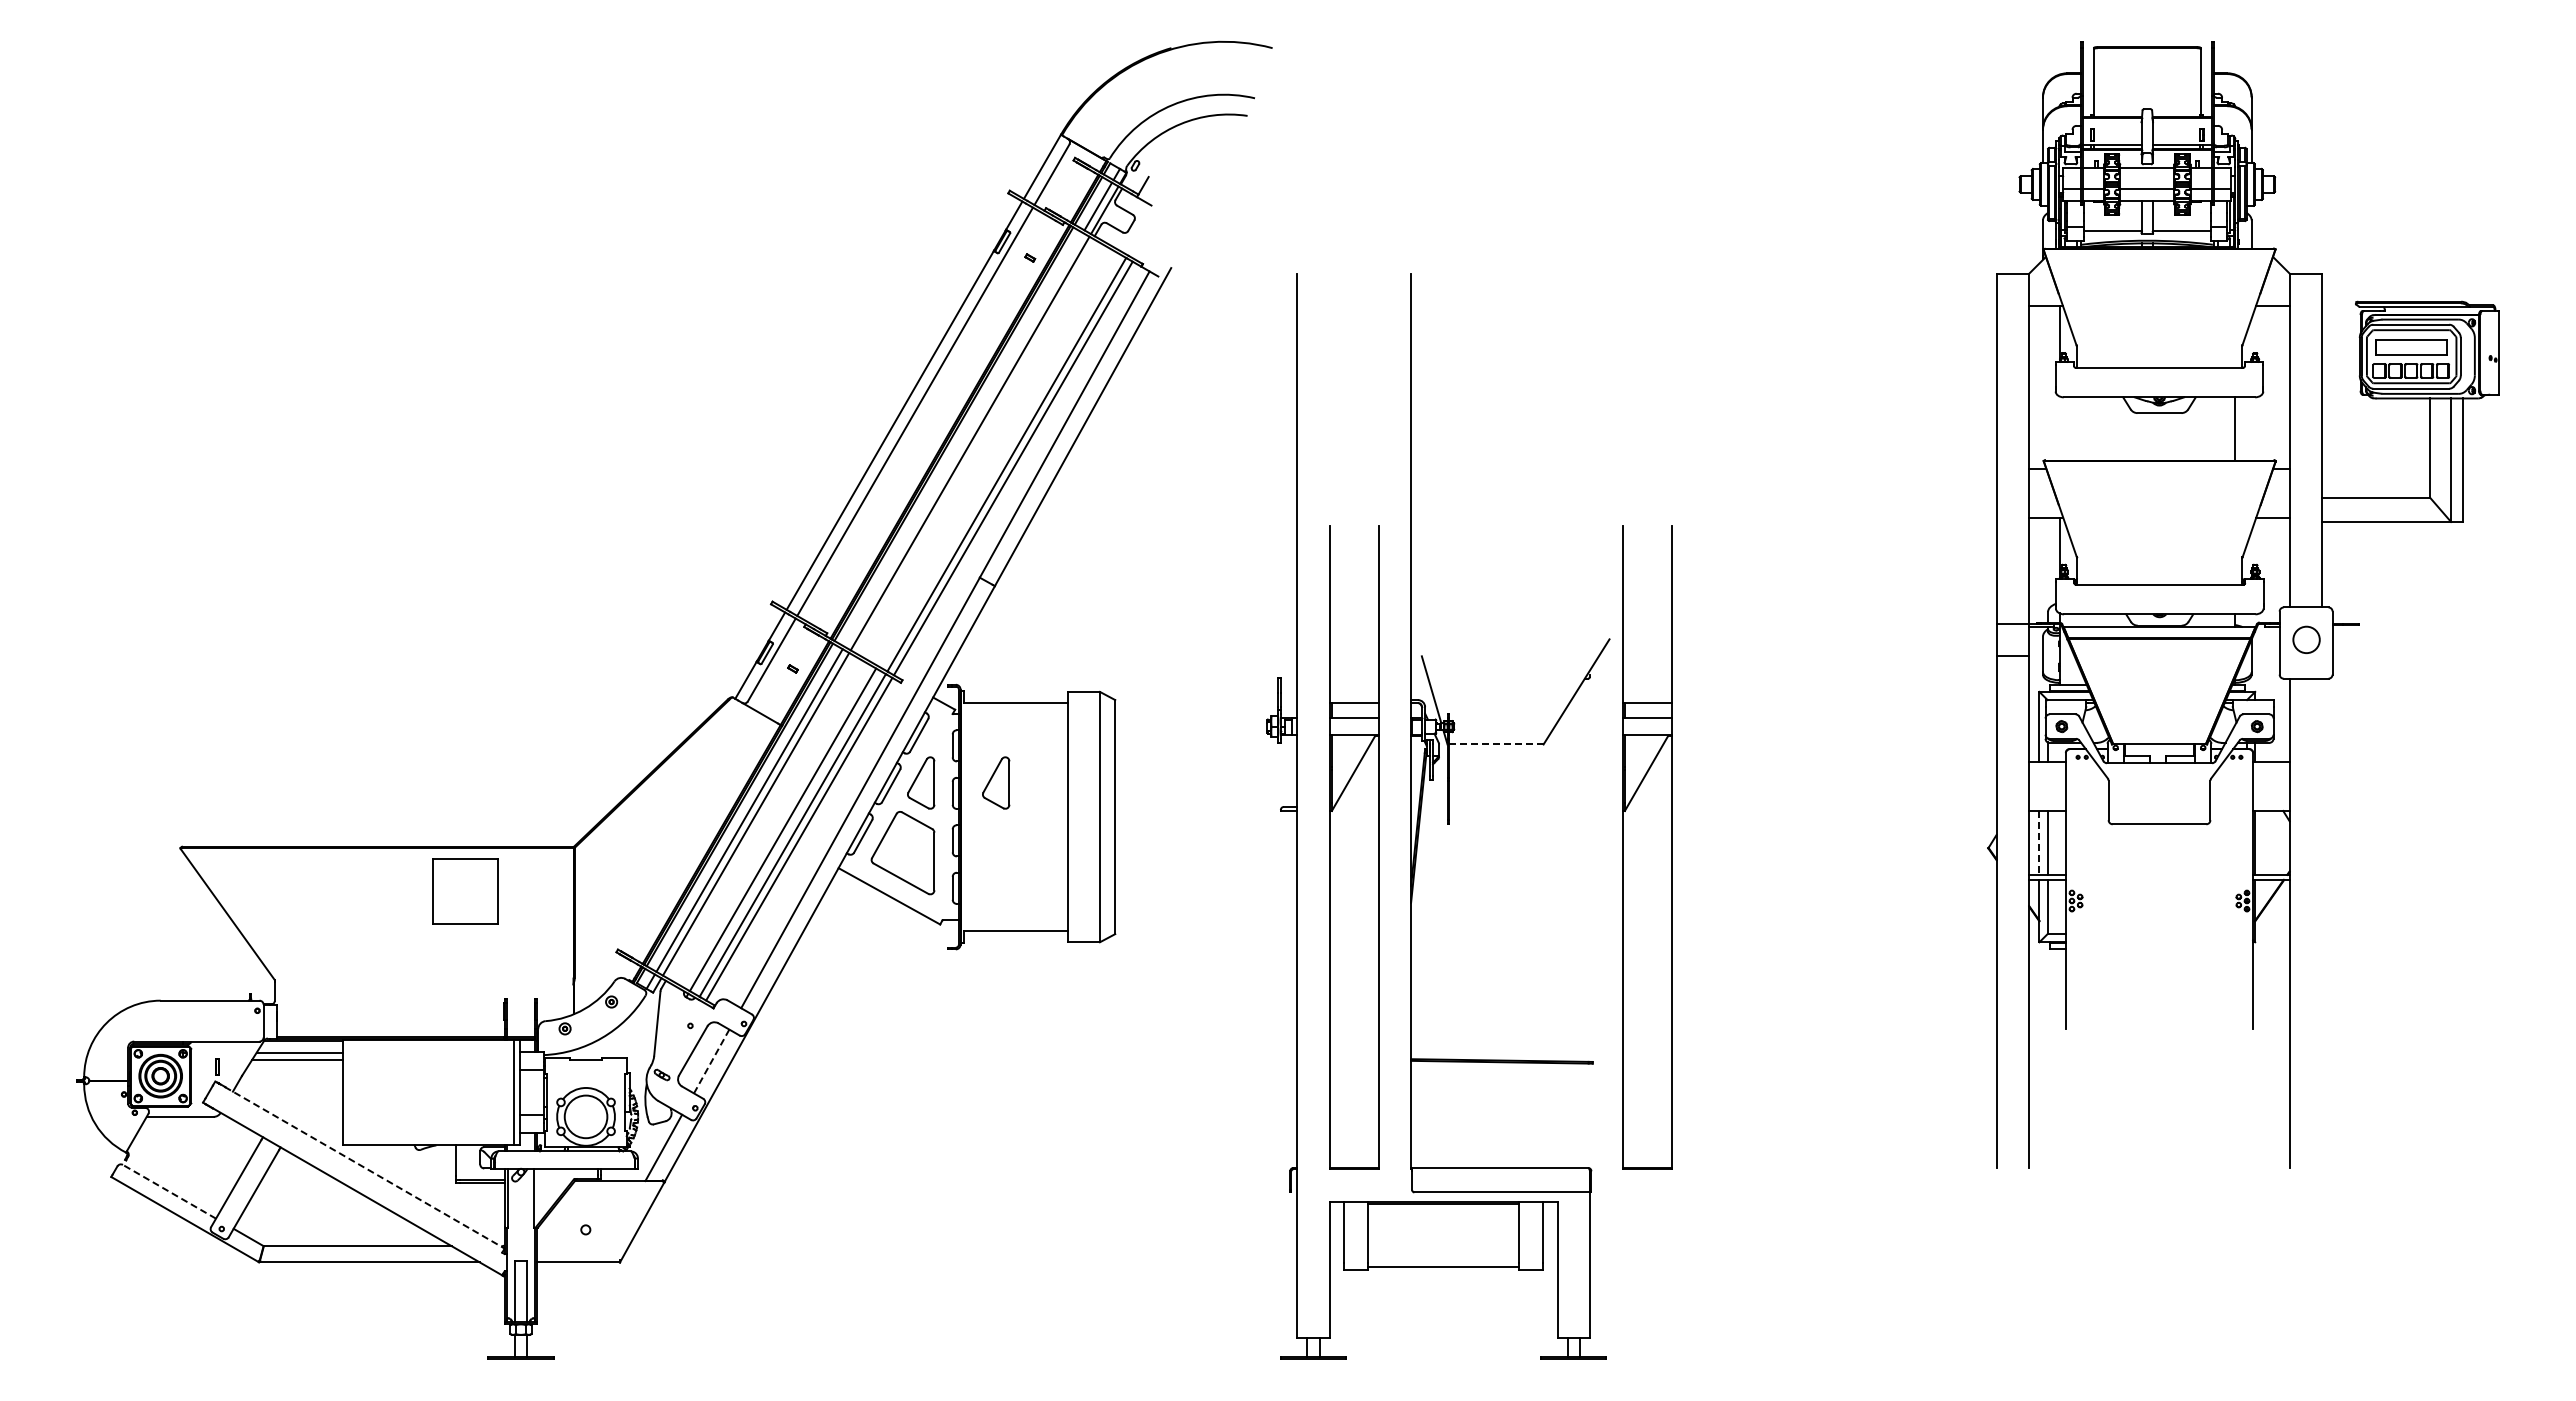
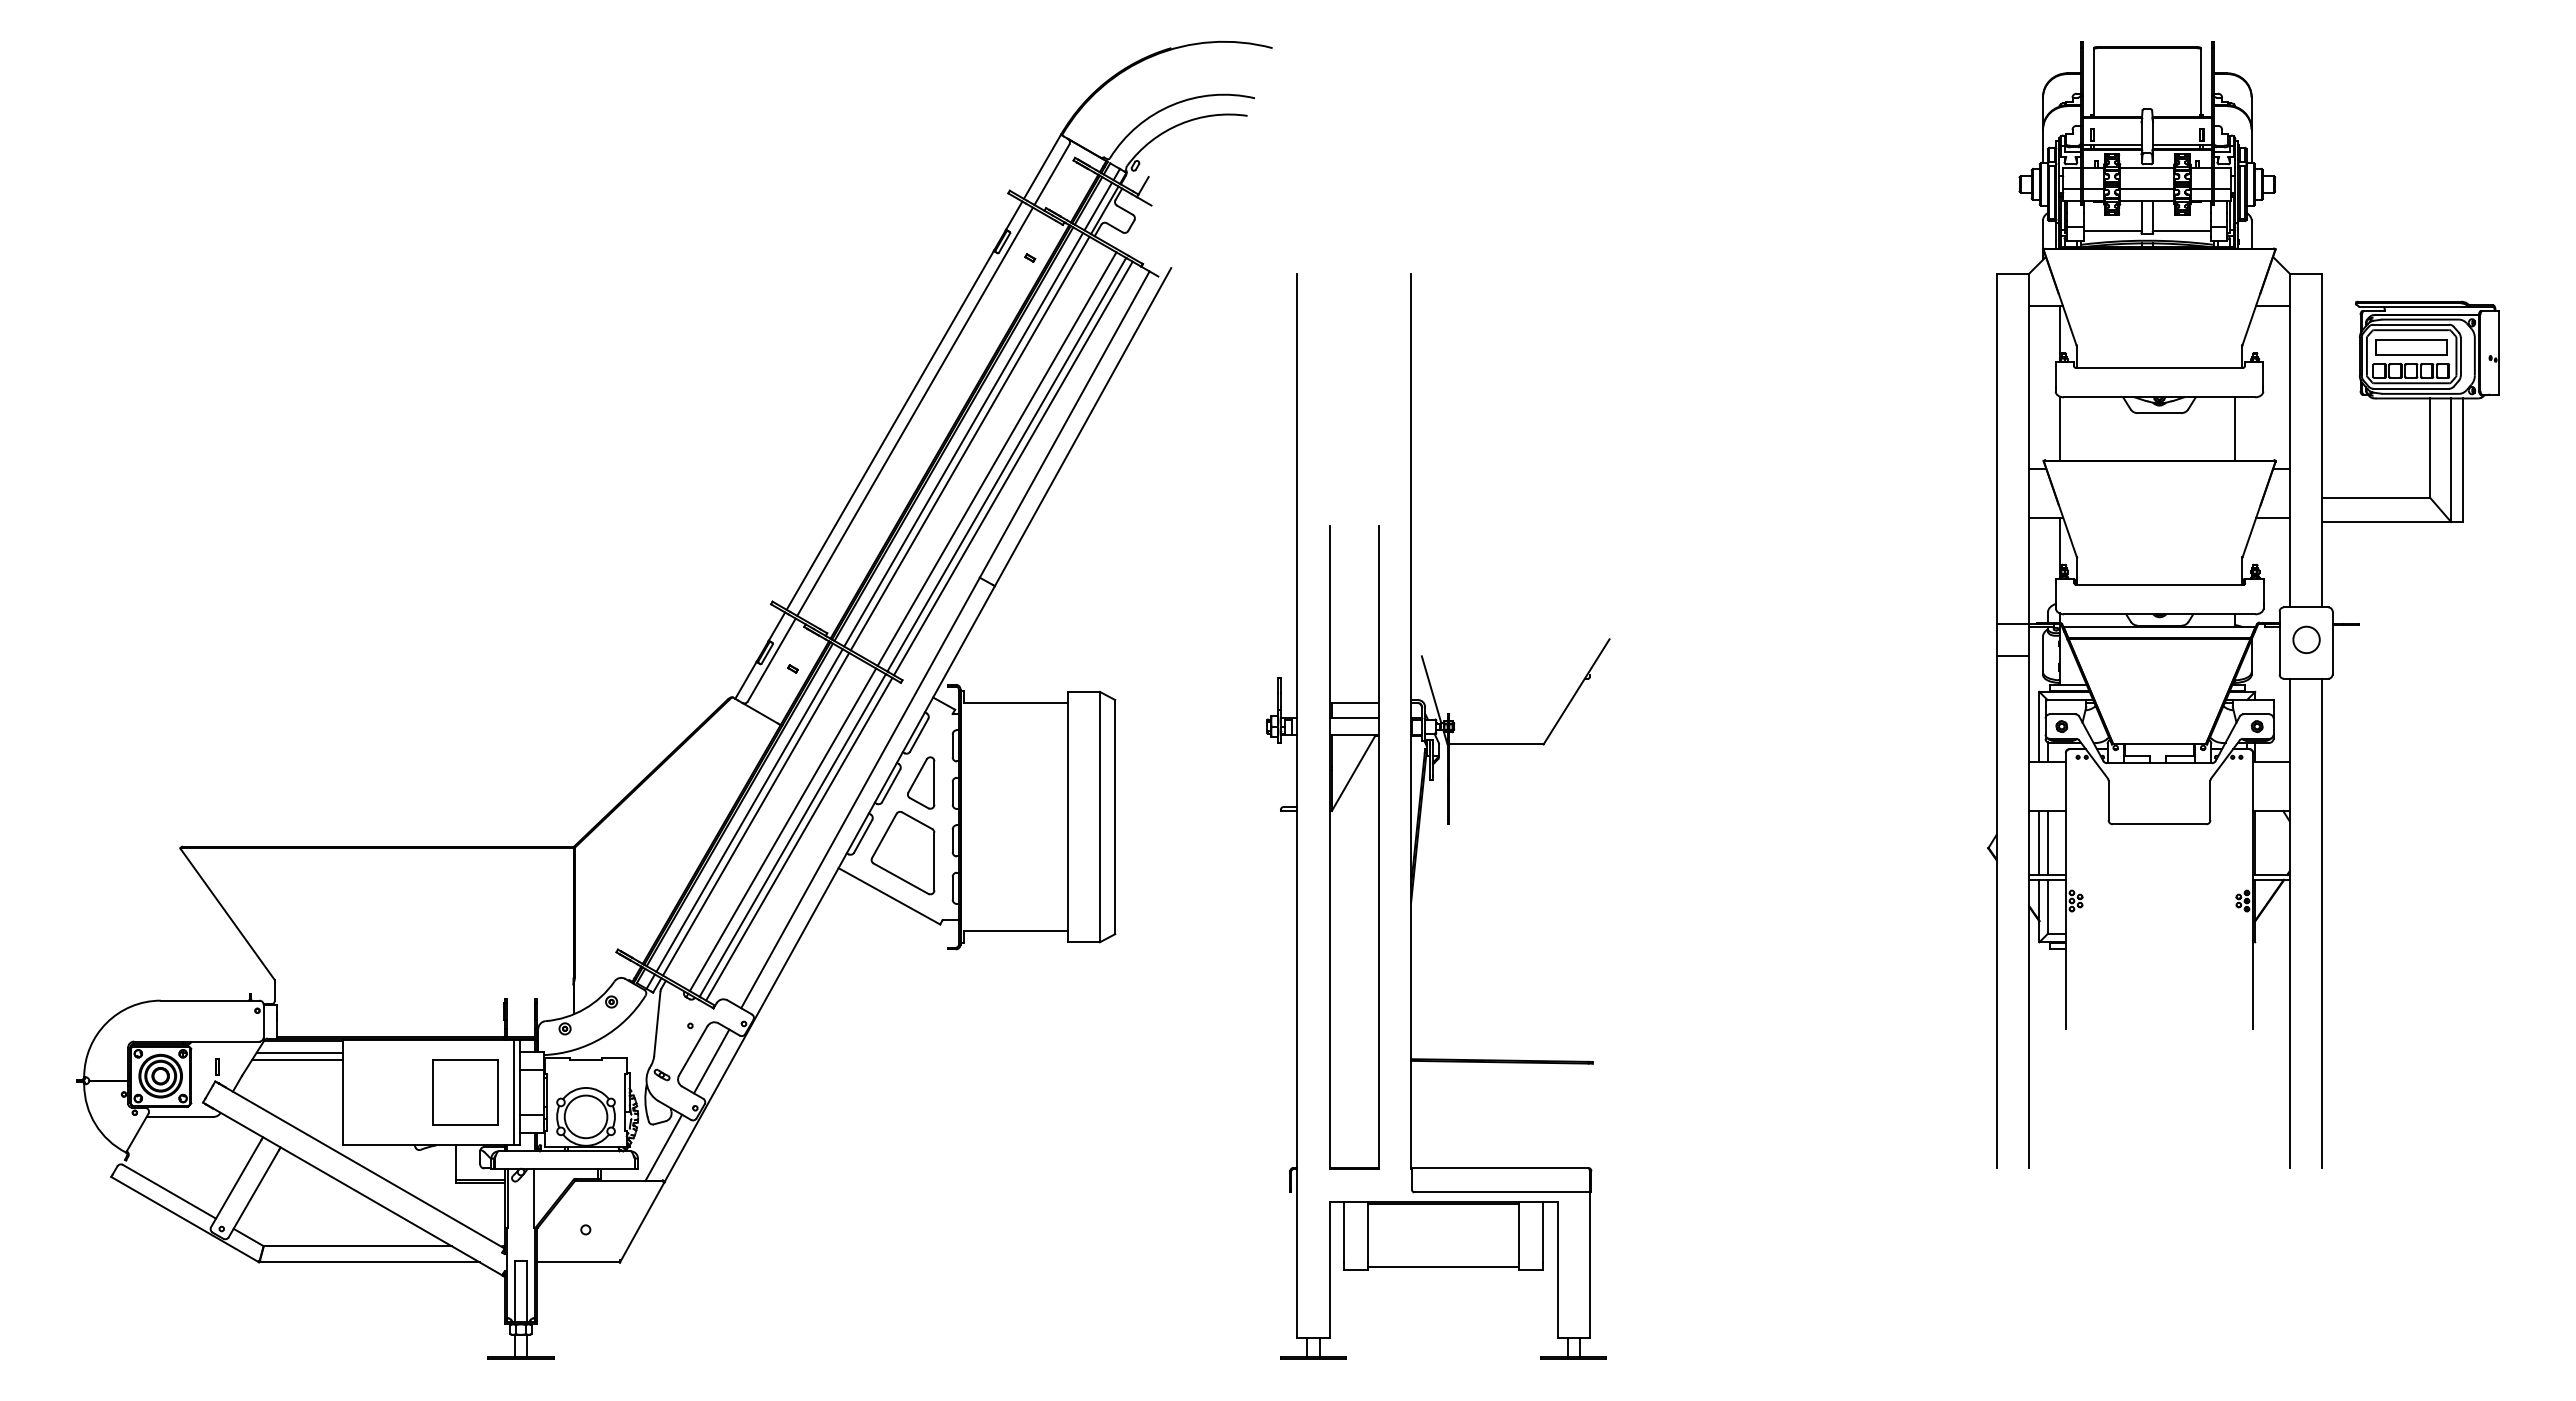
line: none -> present (2059, 428)
line: none -> present (963, 439)
line: none -> present (996, 458)
line: dashed -> solid (1495, 744)
part: present -> none (996, 782)
line: dashed -> solid (2039, 842)
part: present -> none (1647, 847)
part position: (465, 891) -> (465, 1092) (465, 1092)
line: none -> present (2322, 922)
line: dashed -> solid (711, 1061)
line: dashed -> solid (360, 1165)
line: dashed -> solid (169, 1191)
